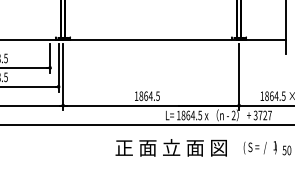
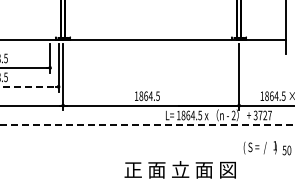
line: solid -> dashed (29, 86)
line: solid -> dashed (147, 124)
text position: (170, 147) -> (179, 169) (179, 169)
